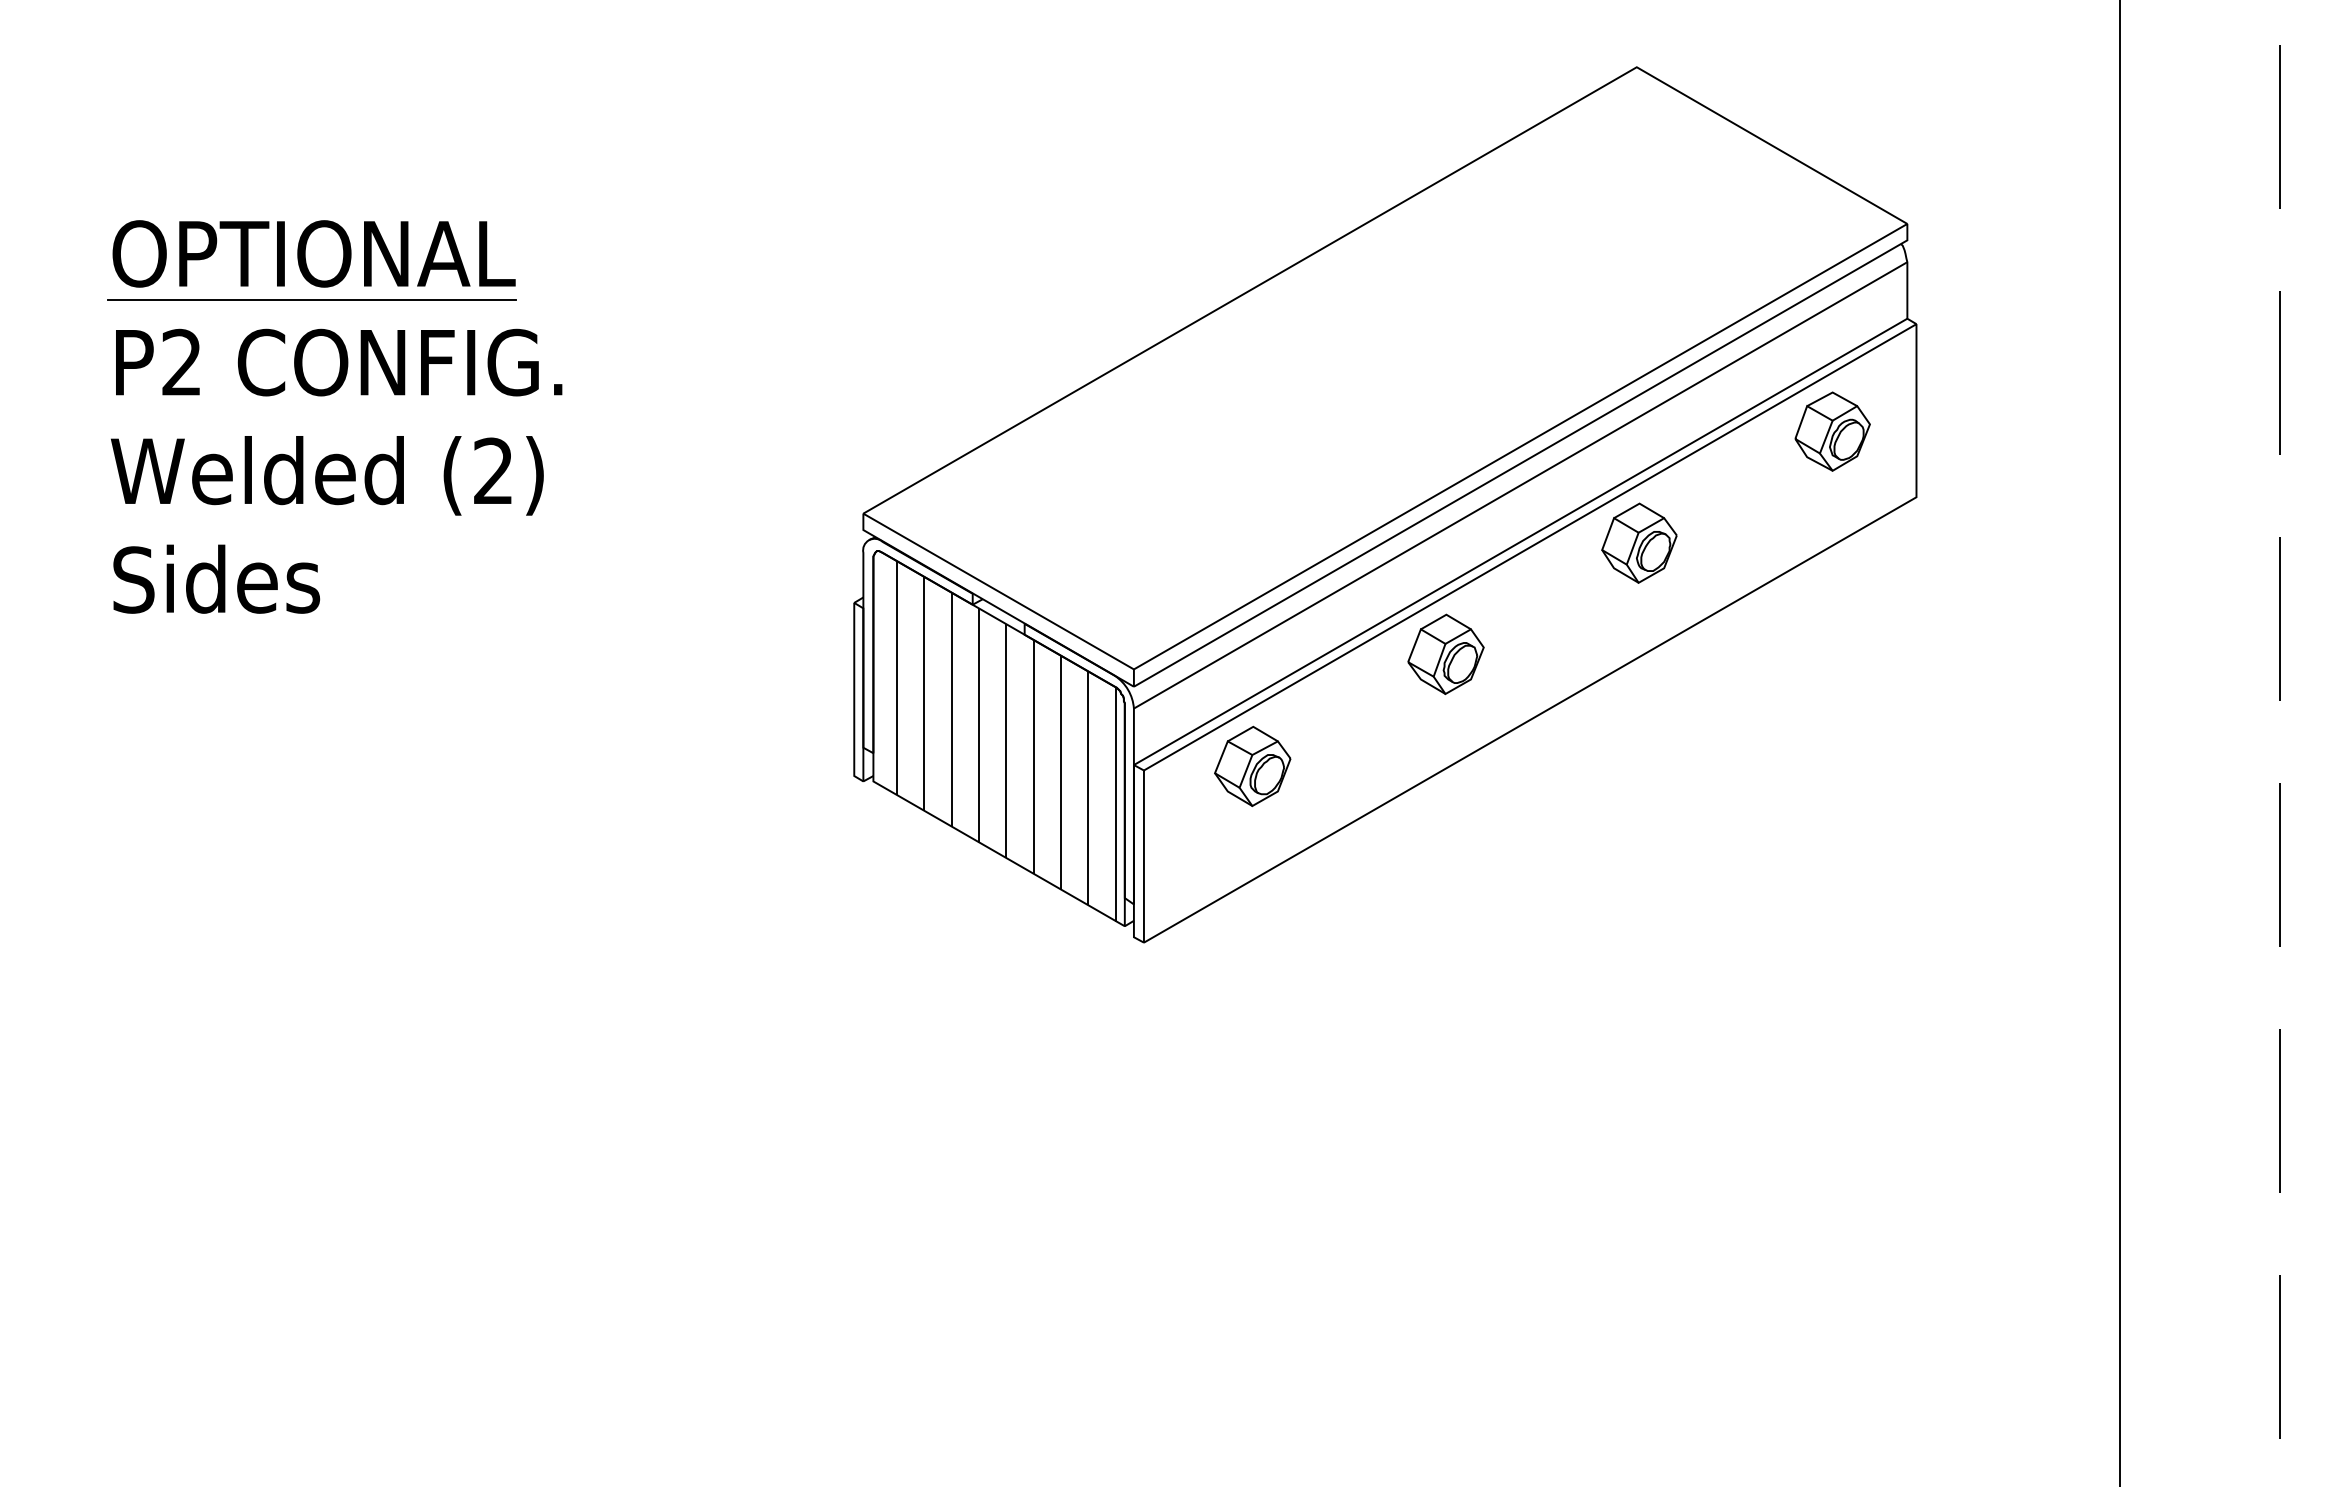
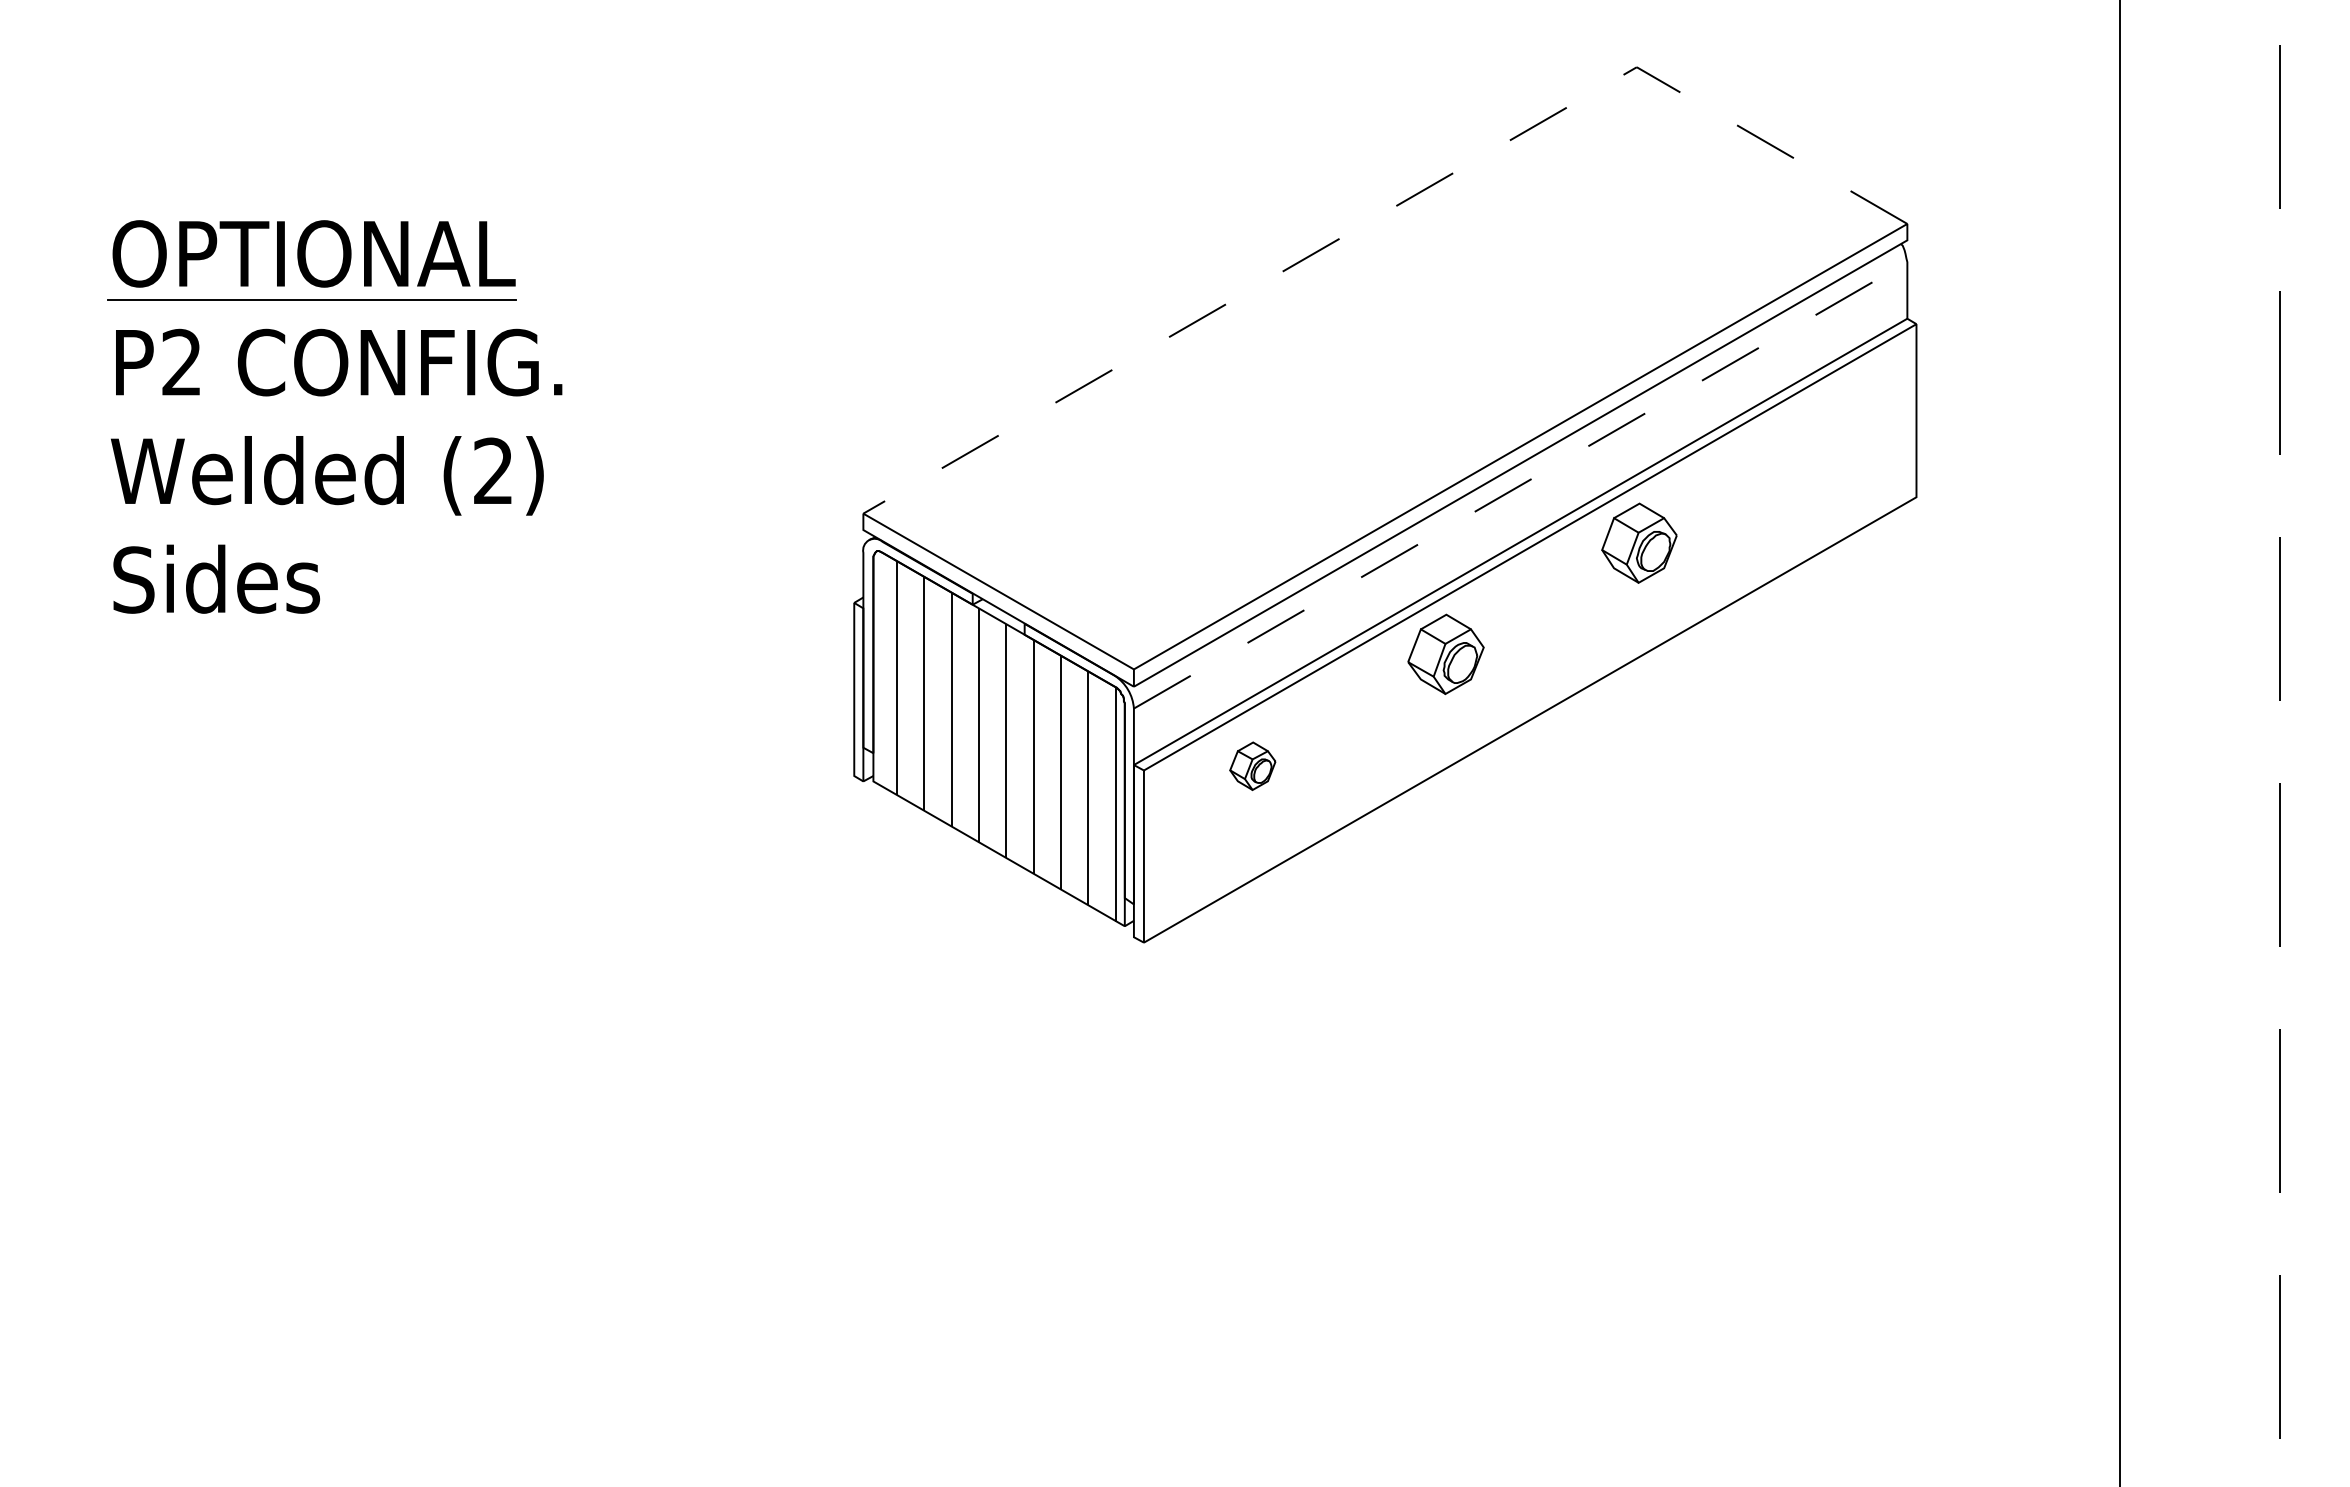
line: solid -> dashed (1385, 212)
part: present -> none (1832, 431)
line: solid -> dashed (1520, 485)
part size: 78x82 px -> 48x50 px (1252, 765)
